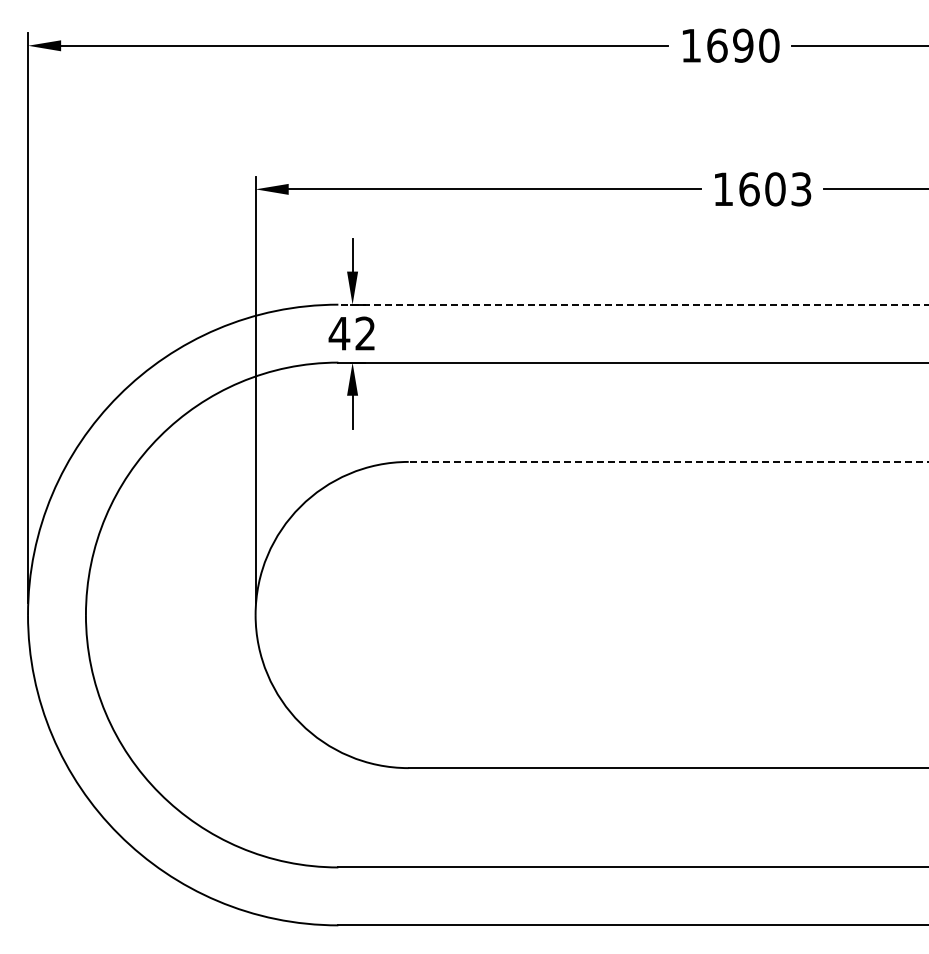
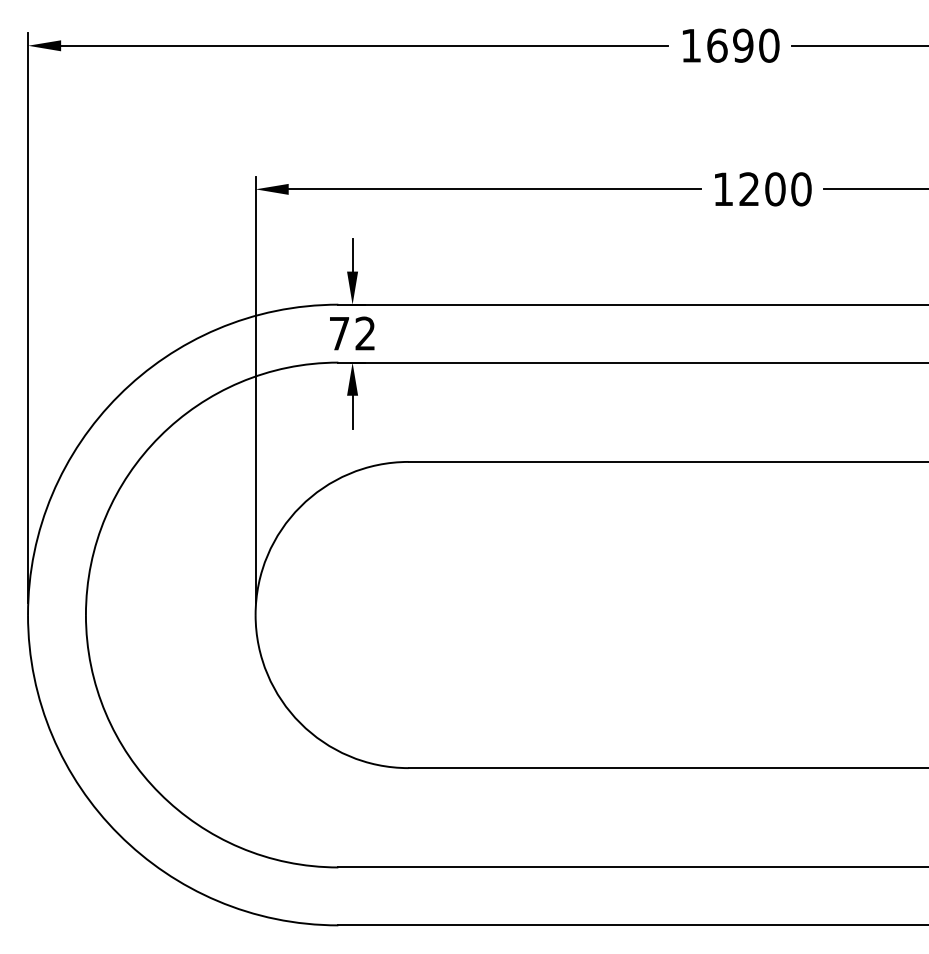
text: 1603 -> 1200 (775, 189)
line: dashed -> solid (633, 304)
text: 42 -> 72 (339, 333)
line: dashed -> solid (668, 461)
